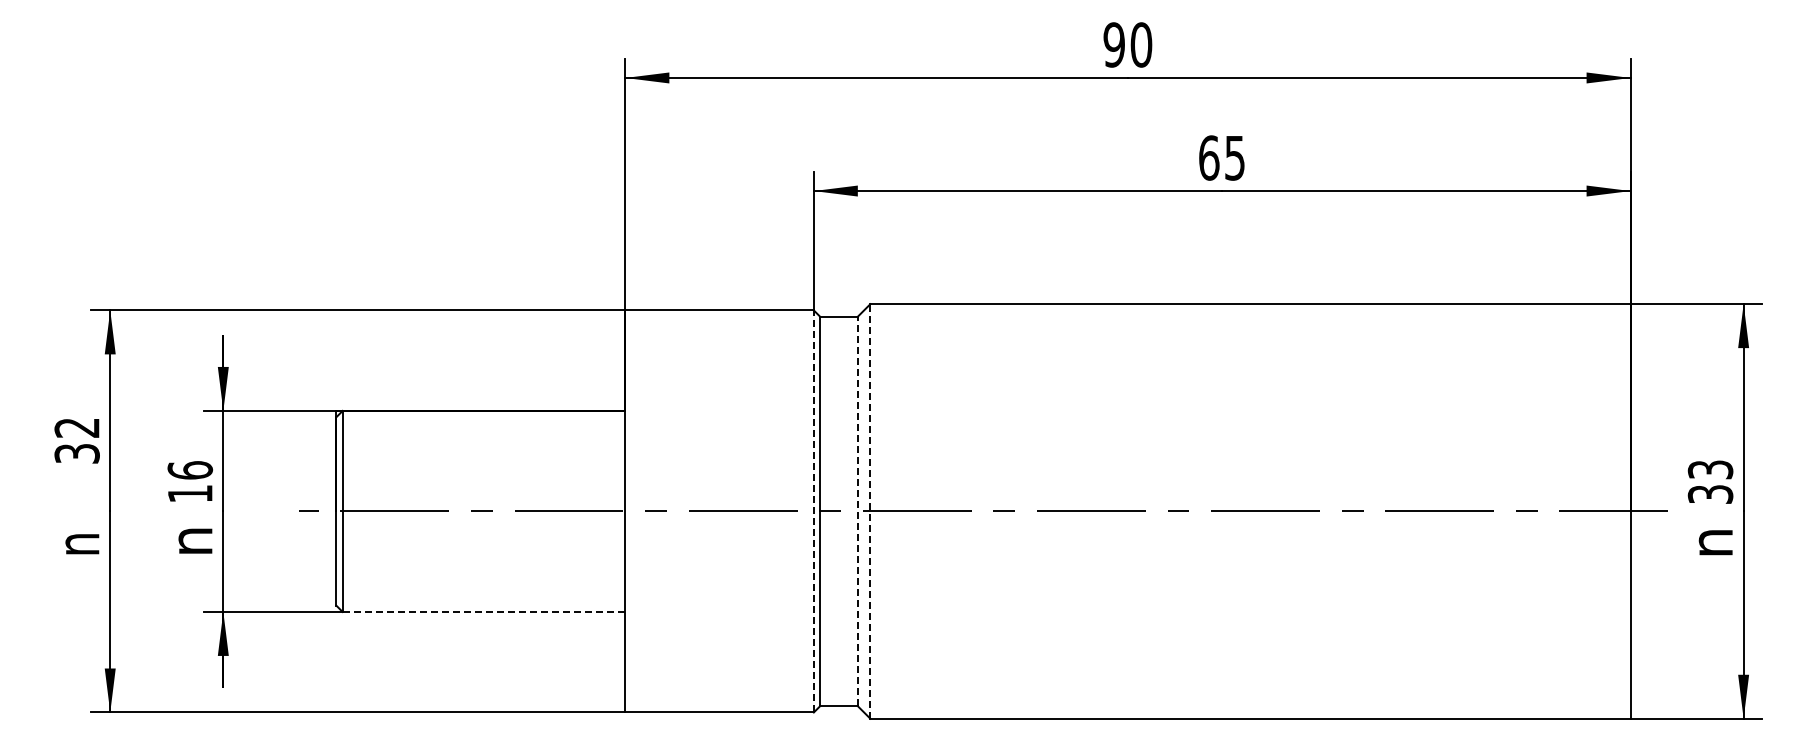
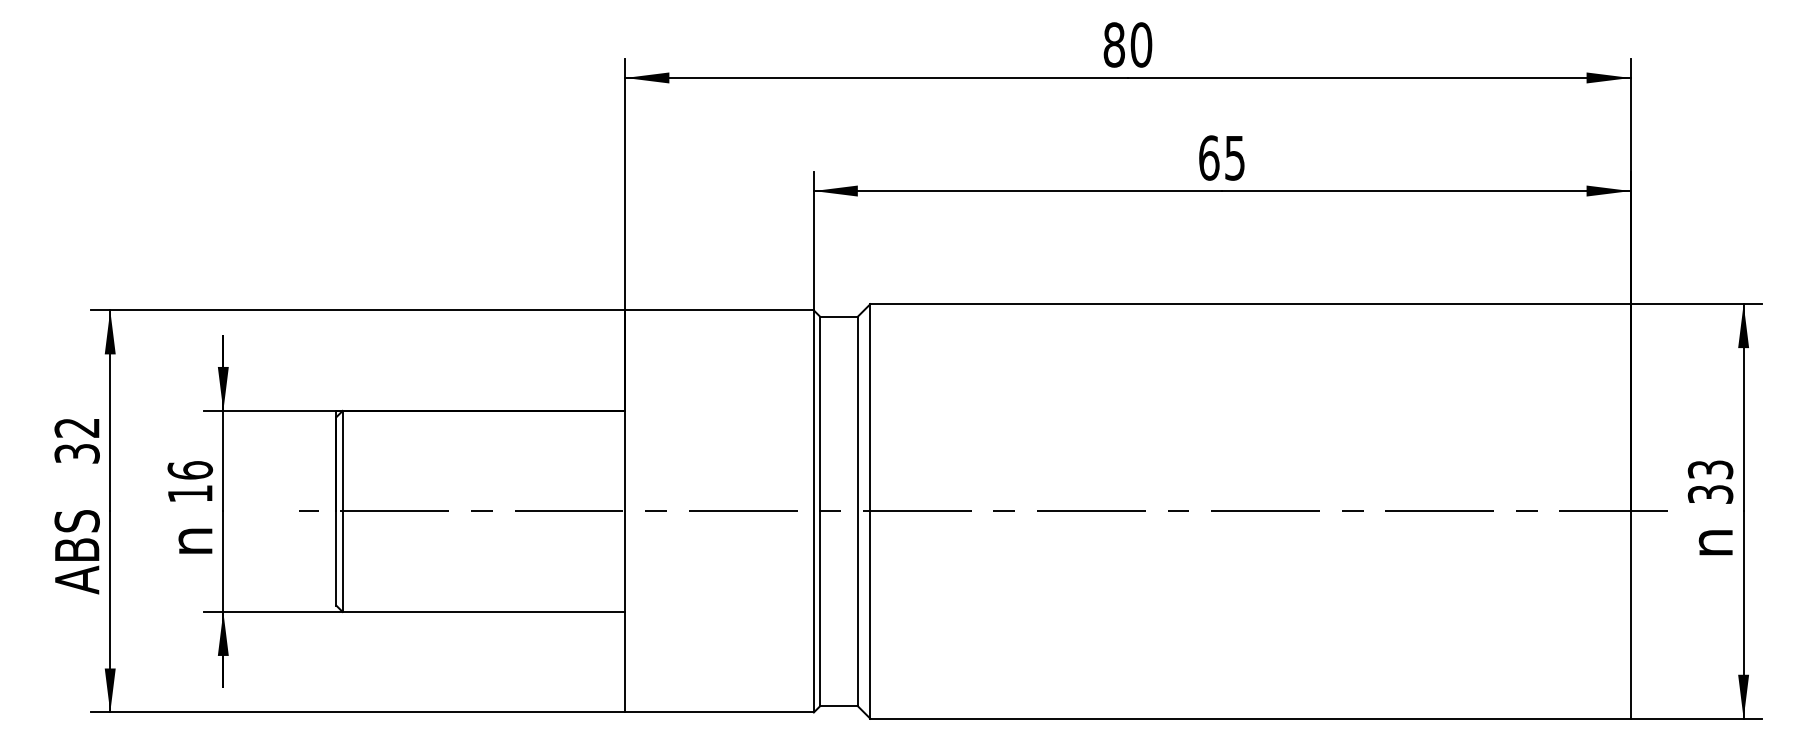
text: 90 -> 80 (1113, 44)
line: dashed -> solid (813, 510)
line: dashed -> solid (870, 510)
line: dashed -> solid (857, 511)
text: n -> ABS (76, 552)
line: dashed -> solid (483, 611)
